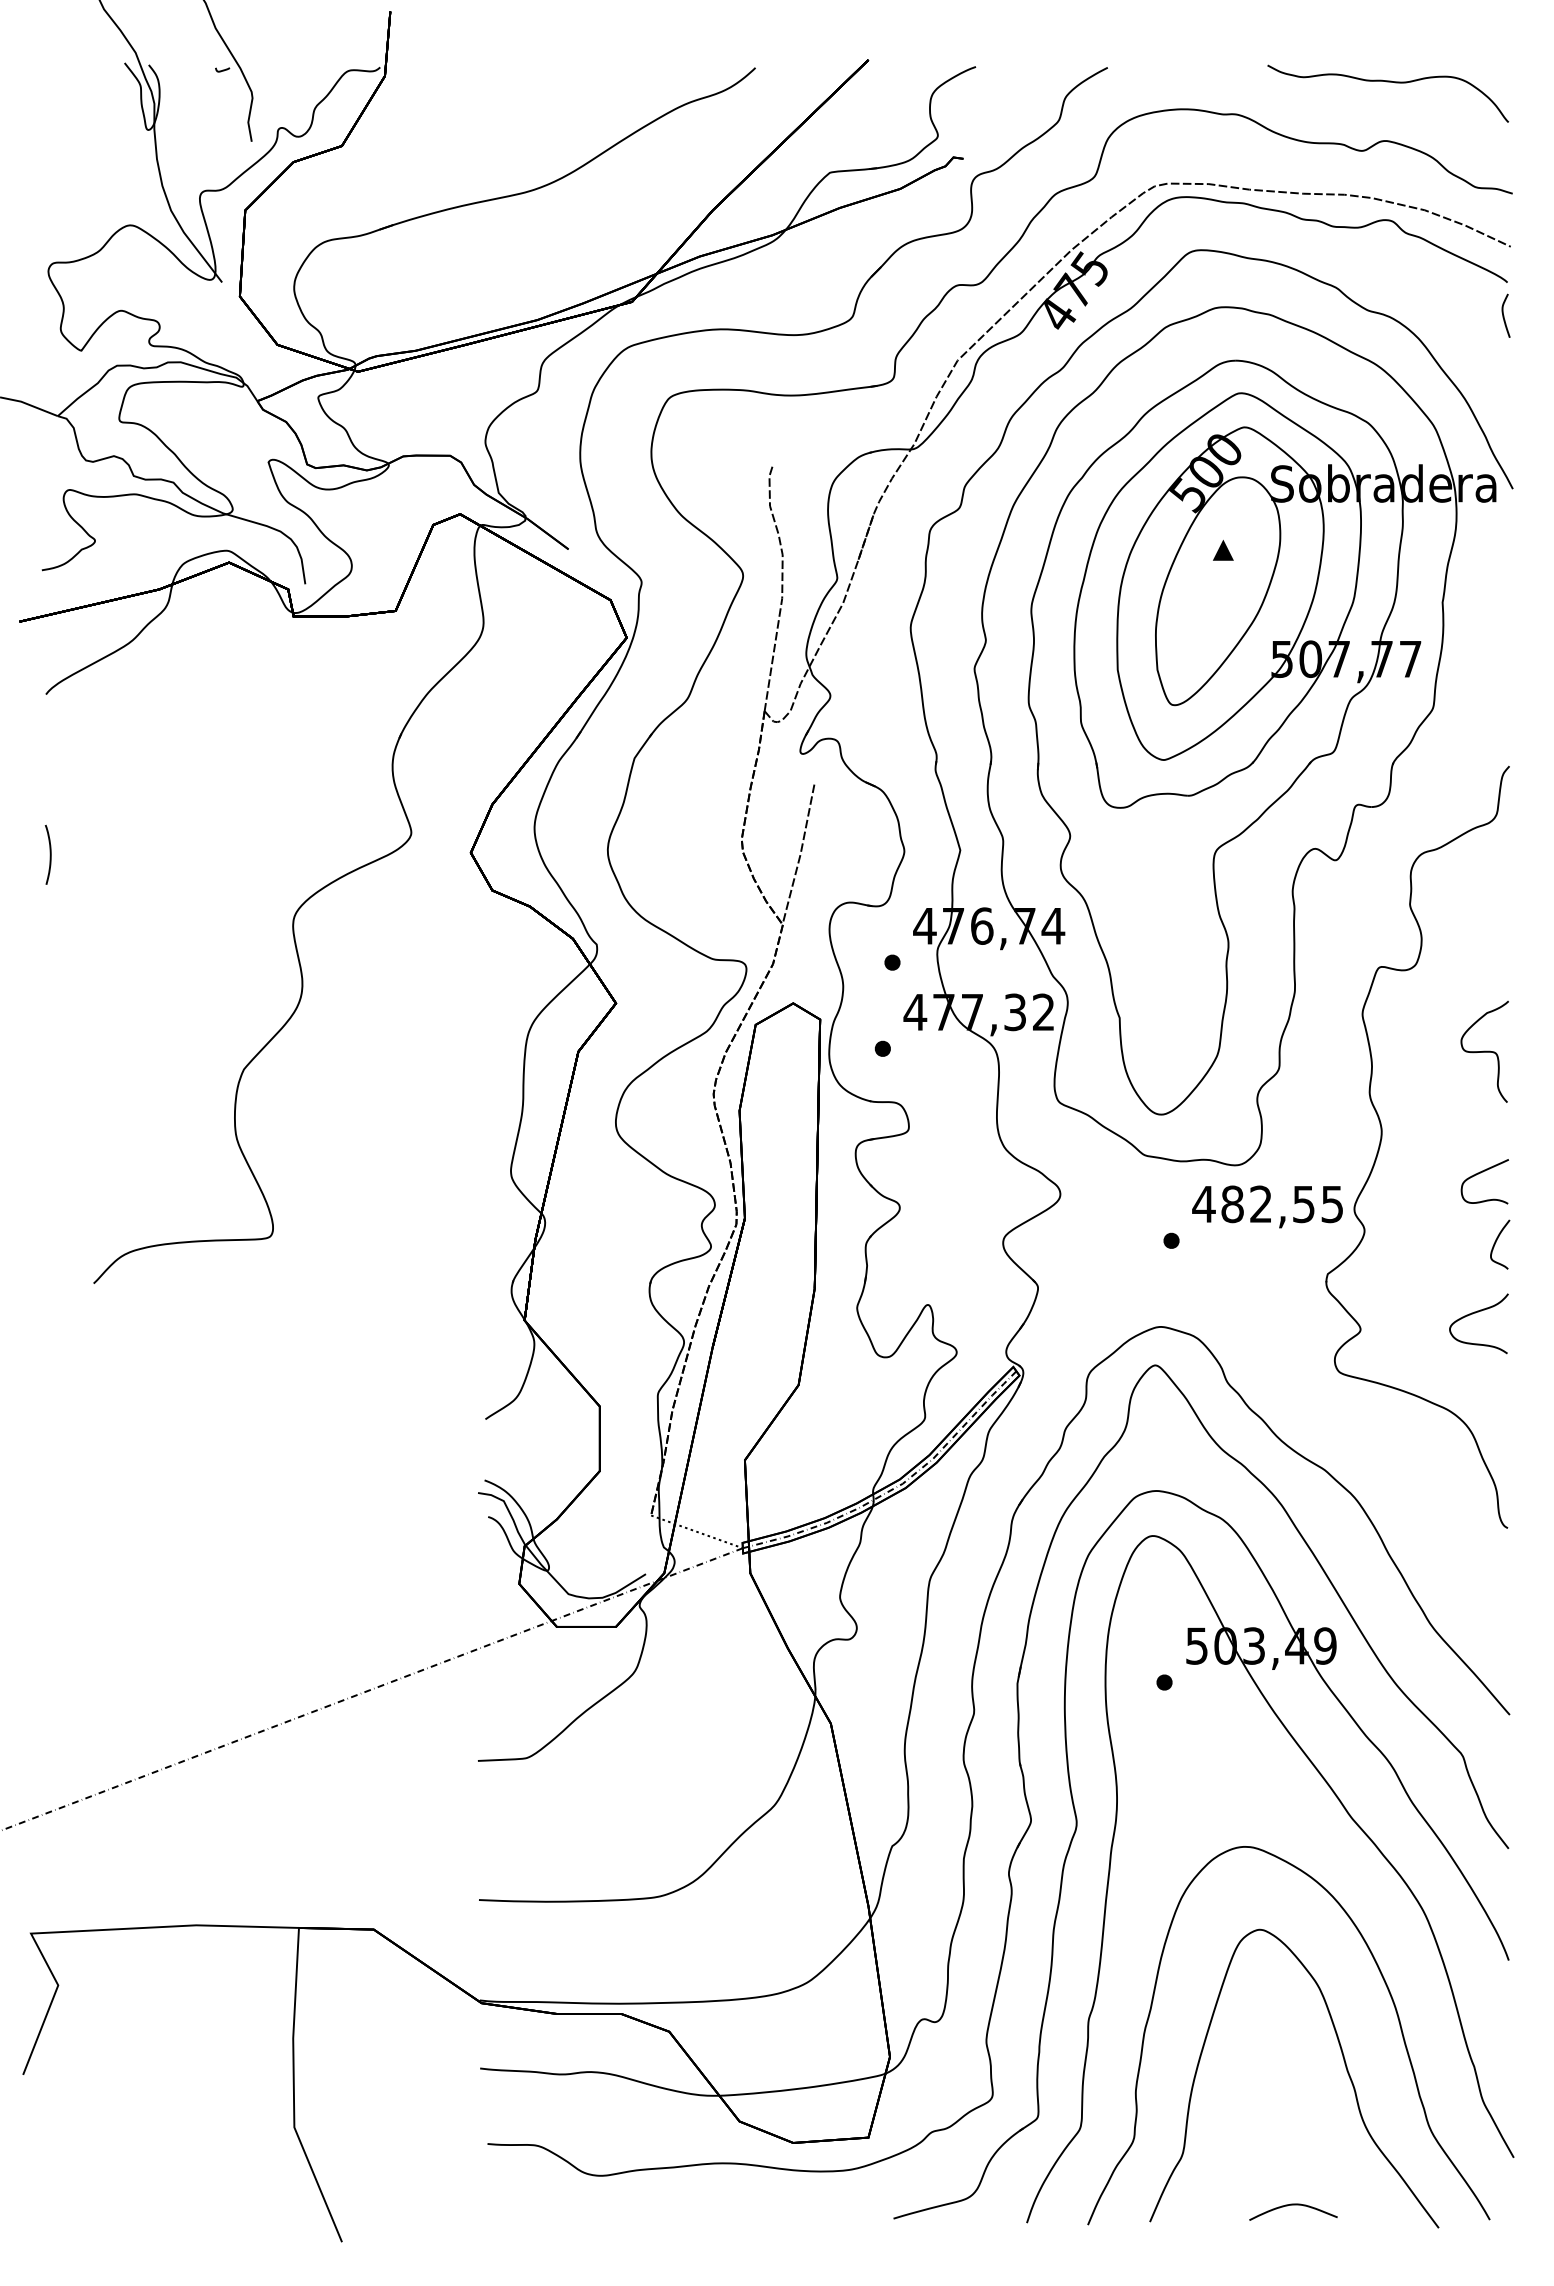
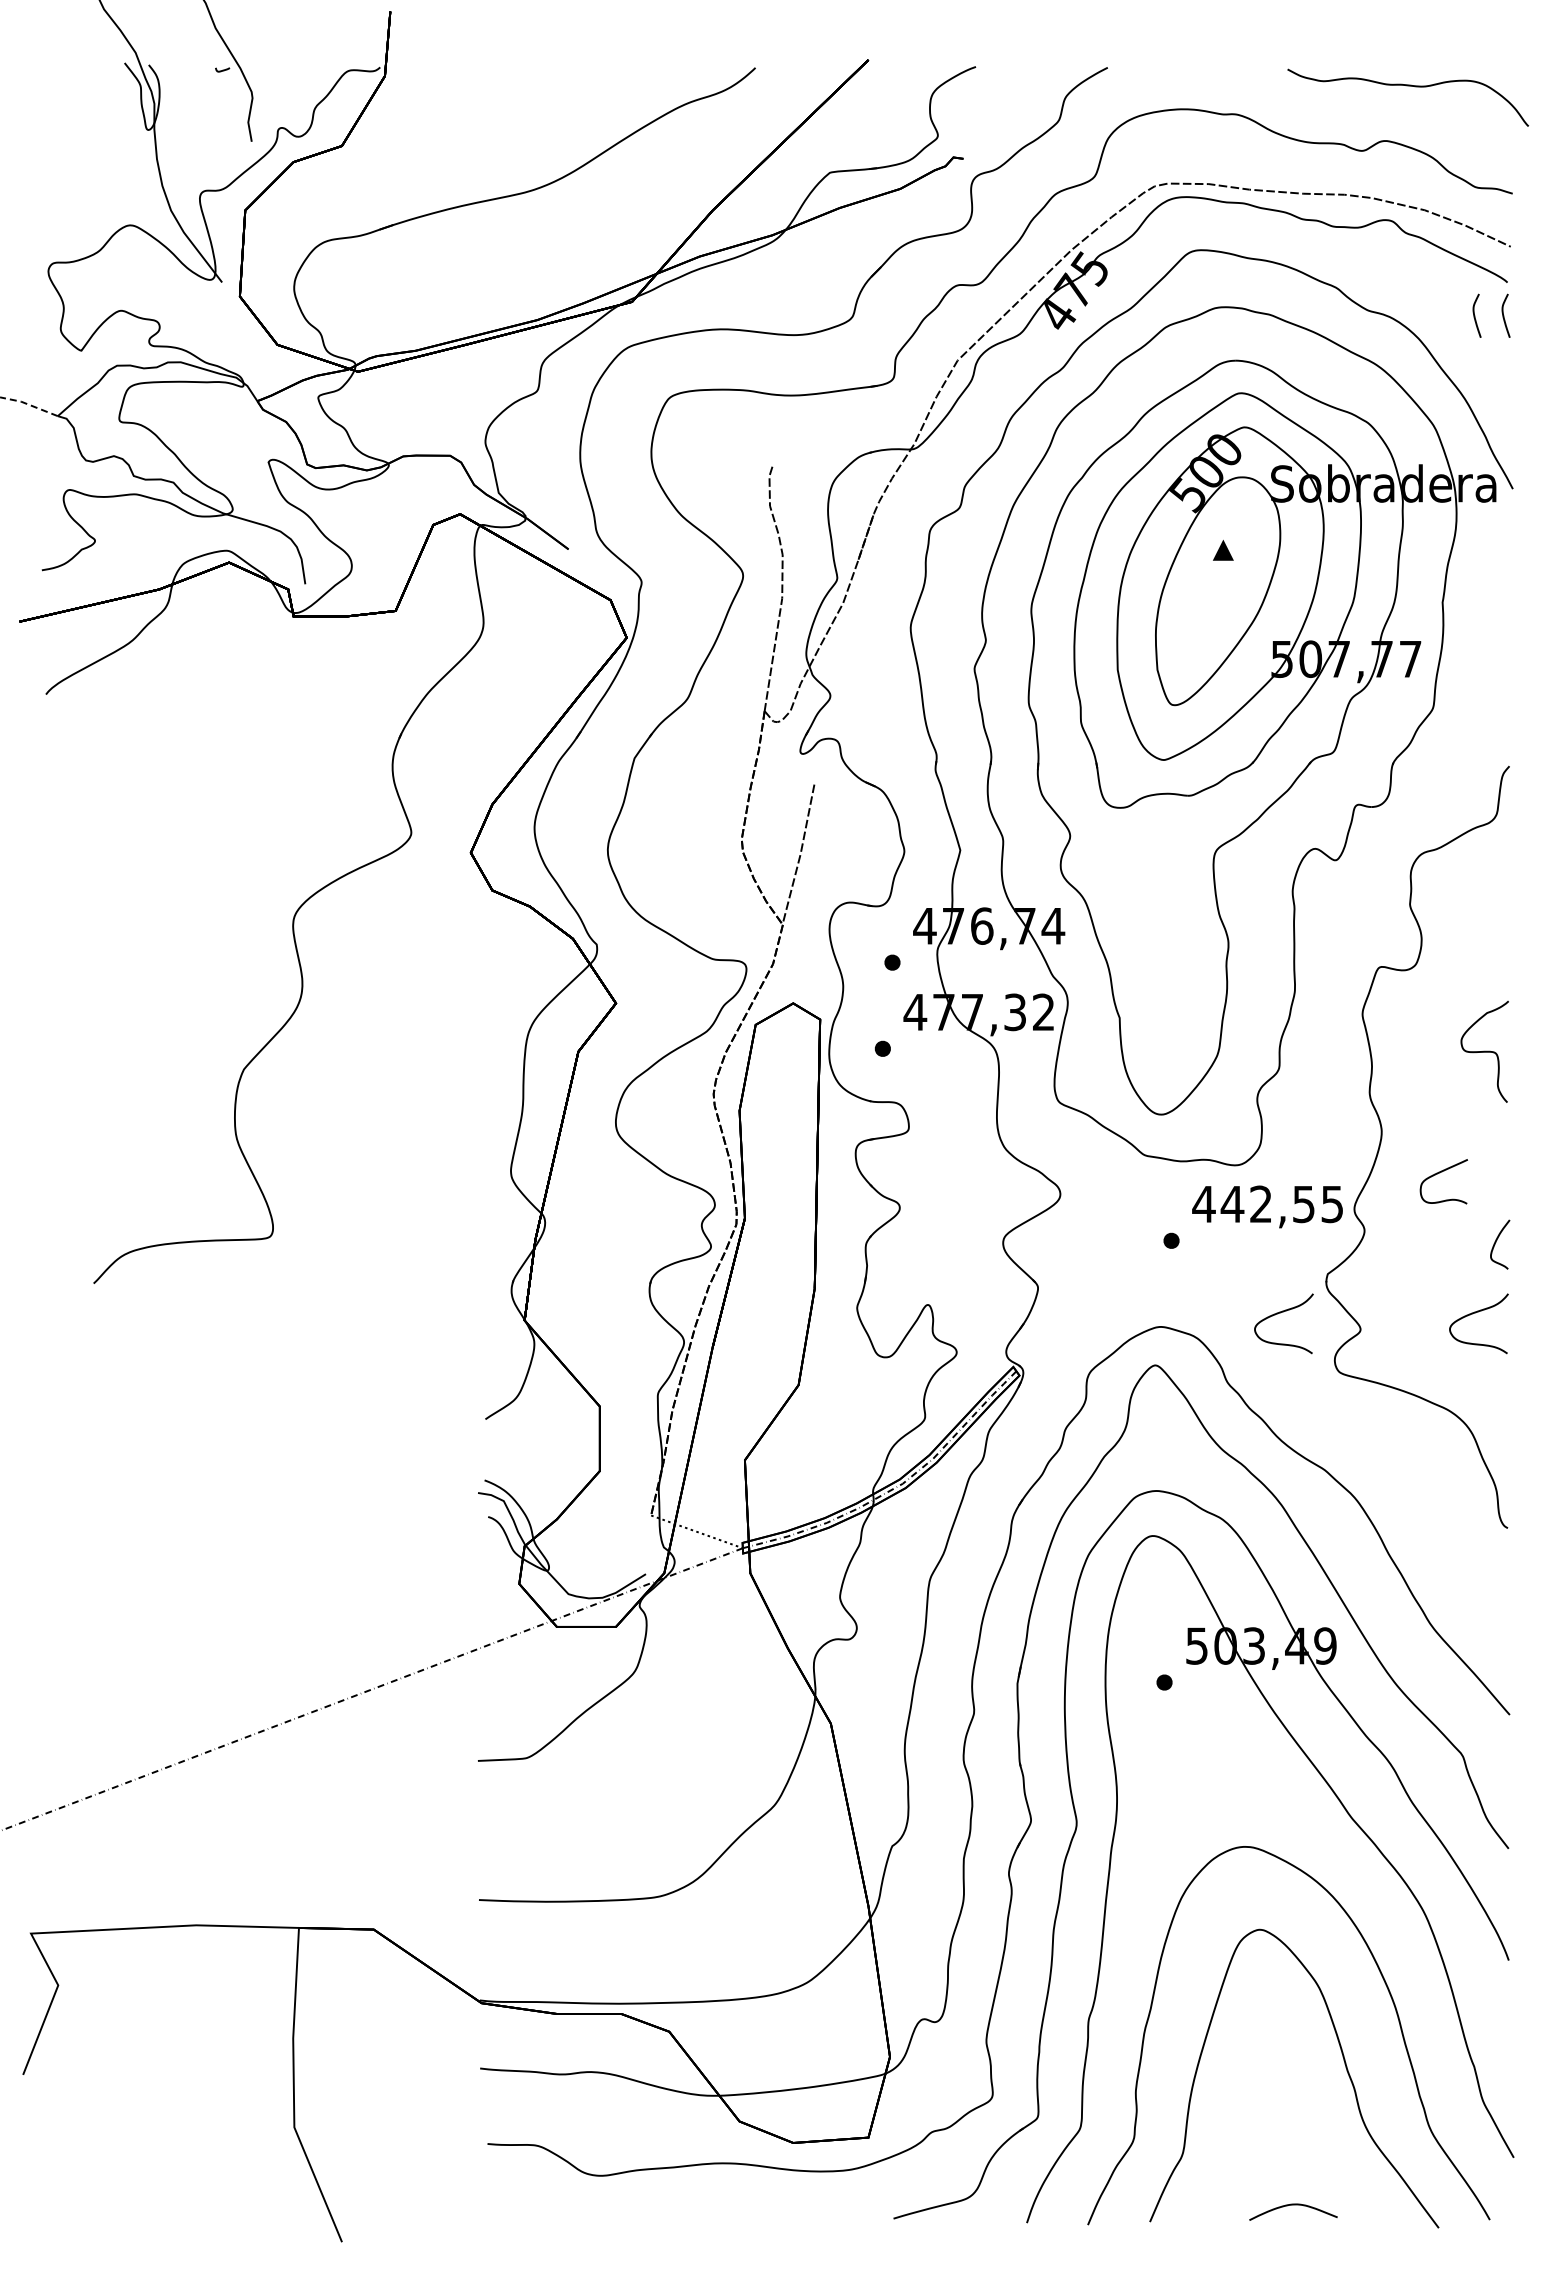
curve position: (1387, 82) -> (1407, 86) (1407, 86)
curve: none -> present (1475, 315)
line: solid -> dashed (28, 404)
curve: present -> none (49, 854)
curve position: (1480, 1173) -> (1439, 1173) (1439, 1173)
text: 482,55 -> 442,55 (1232, 1204)
curve: none -> present (1280, 1313)
